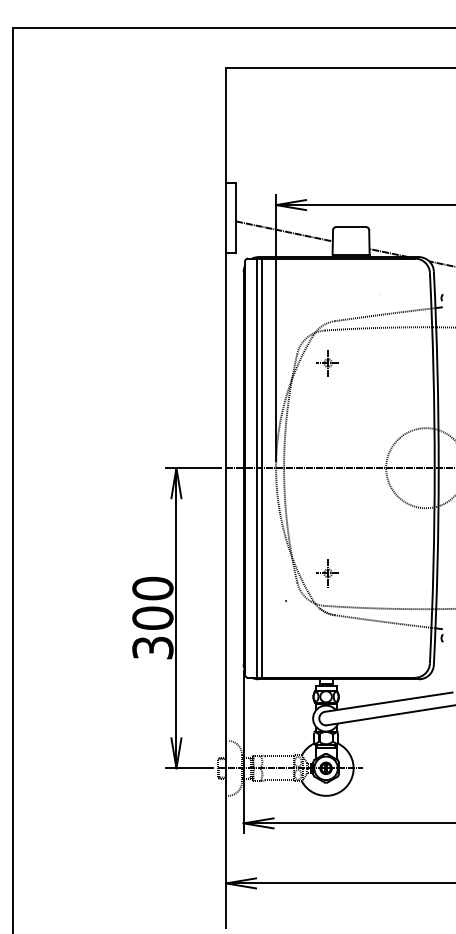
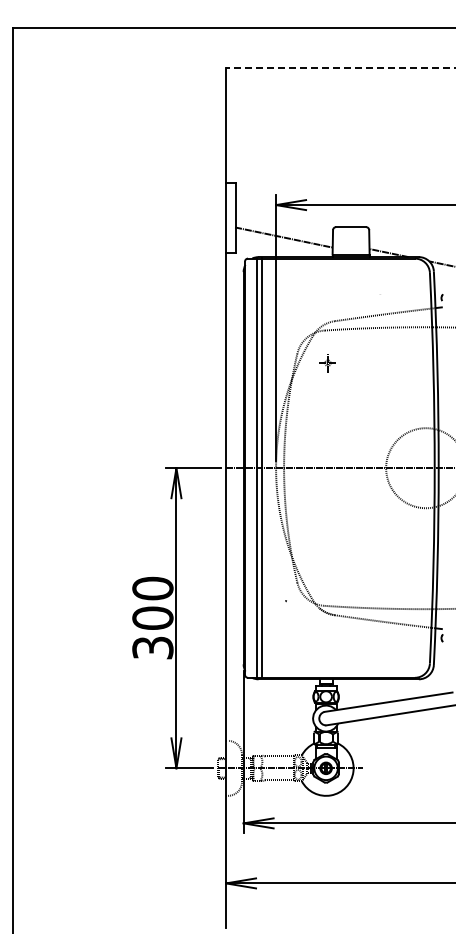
line: solid -> dashed (340, 68)
line position: (284, 231) -> (283, 237) (283, 237)
part size: 23x27 px -> 17x19 px (327, 363)
part: present -> none (327, 573)
